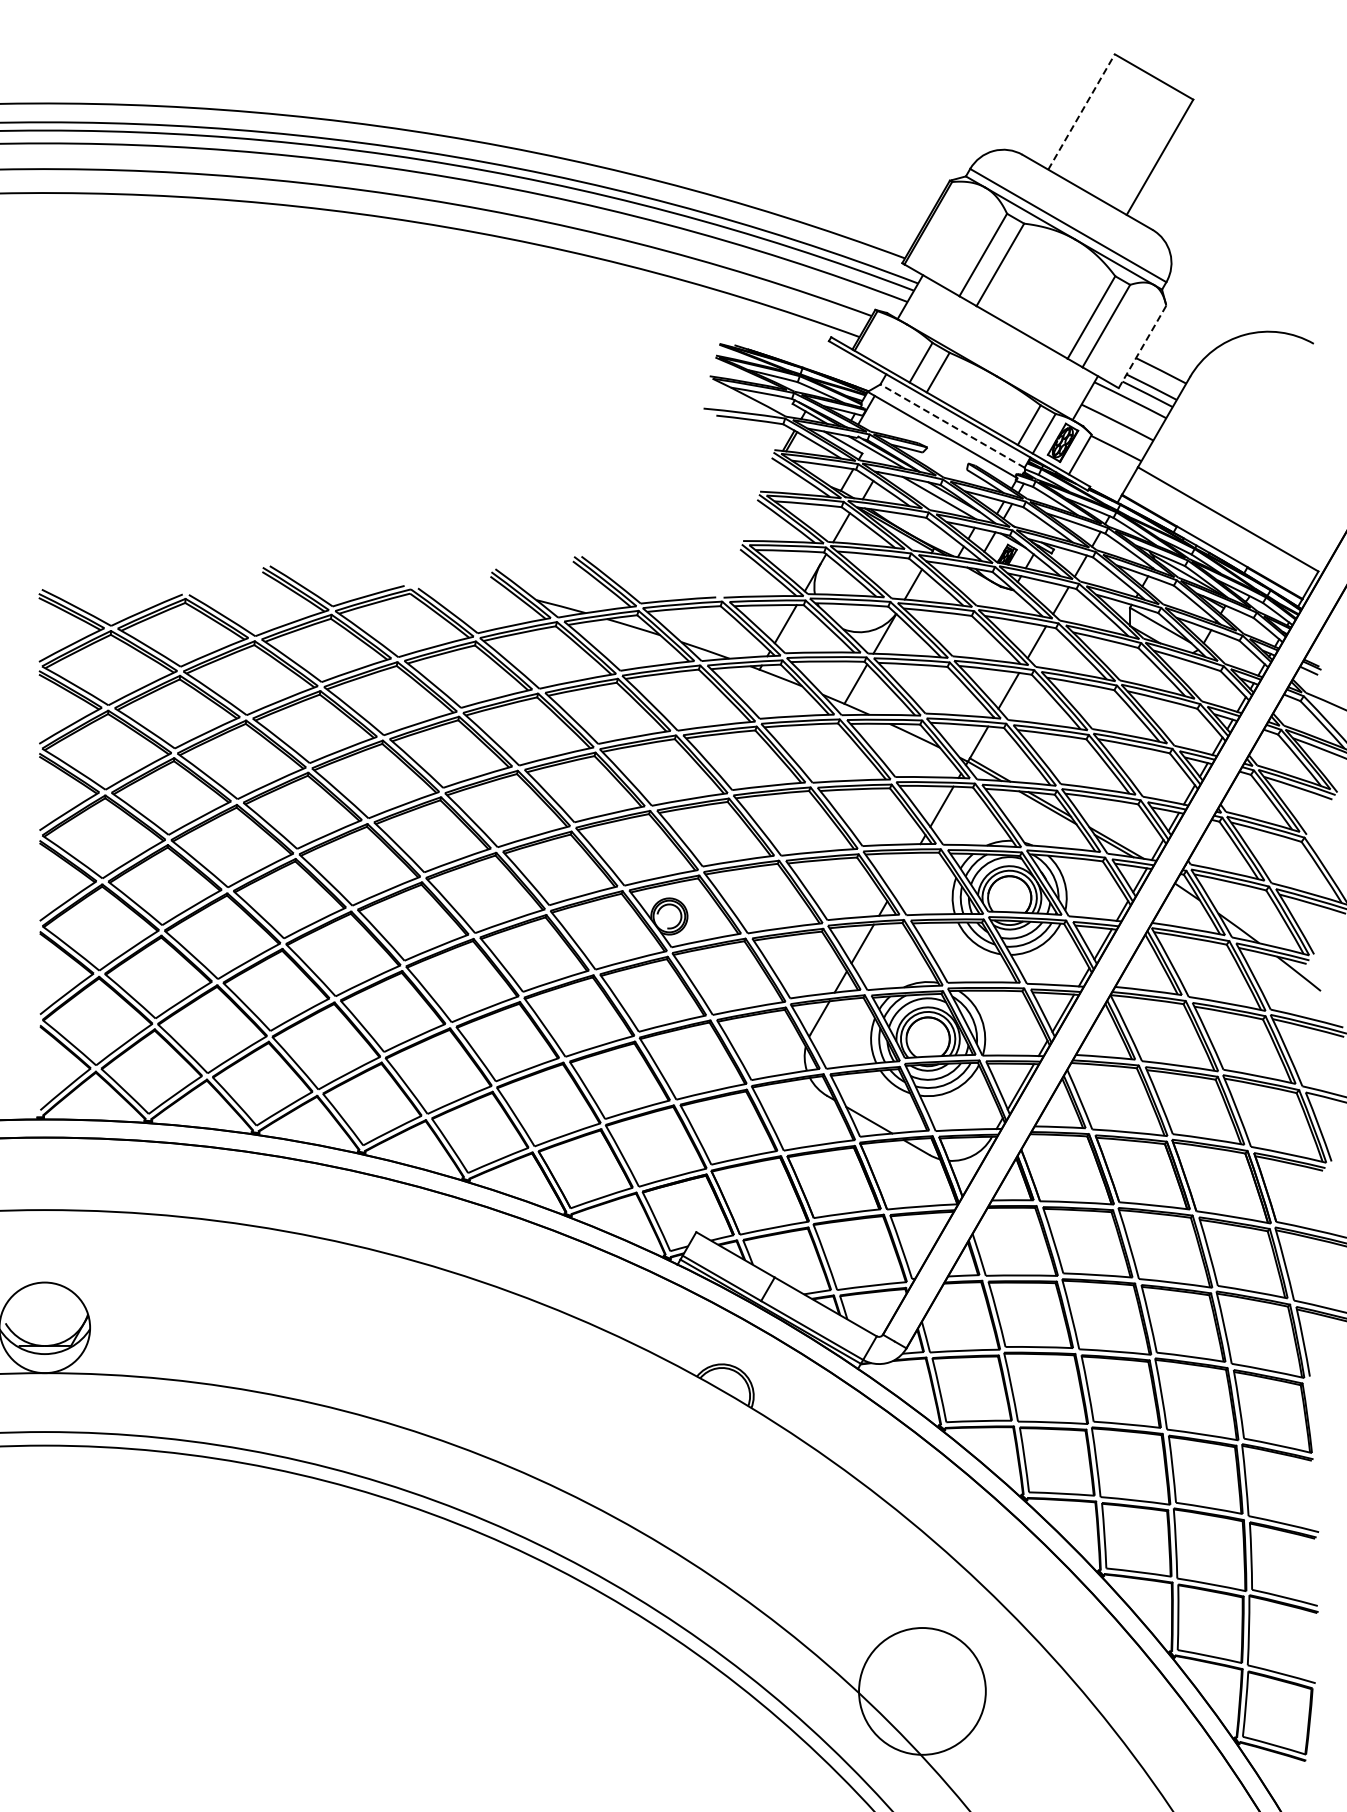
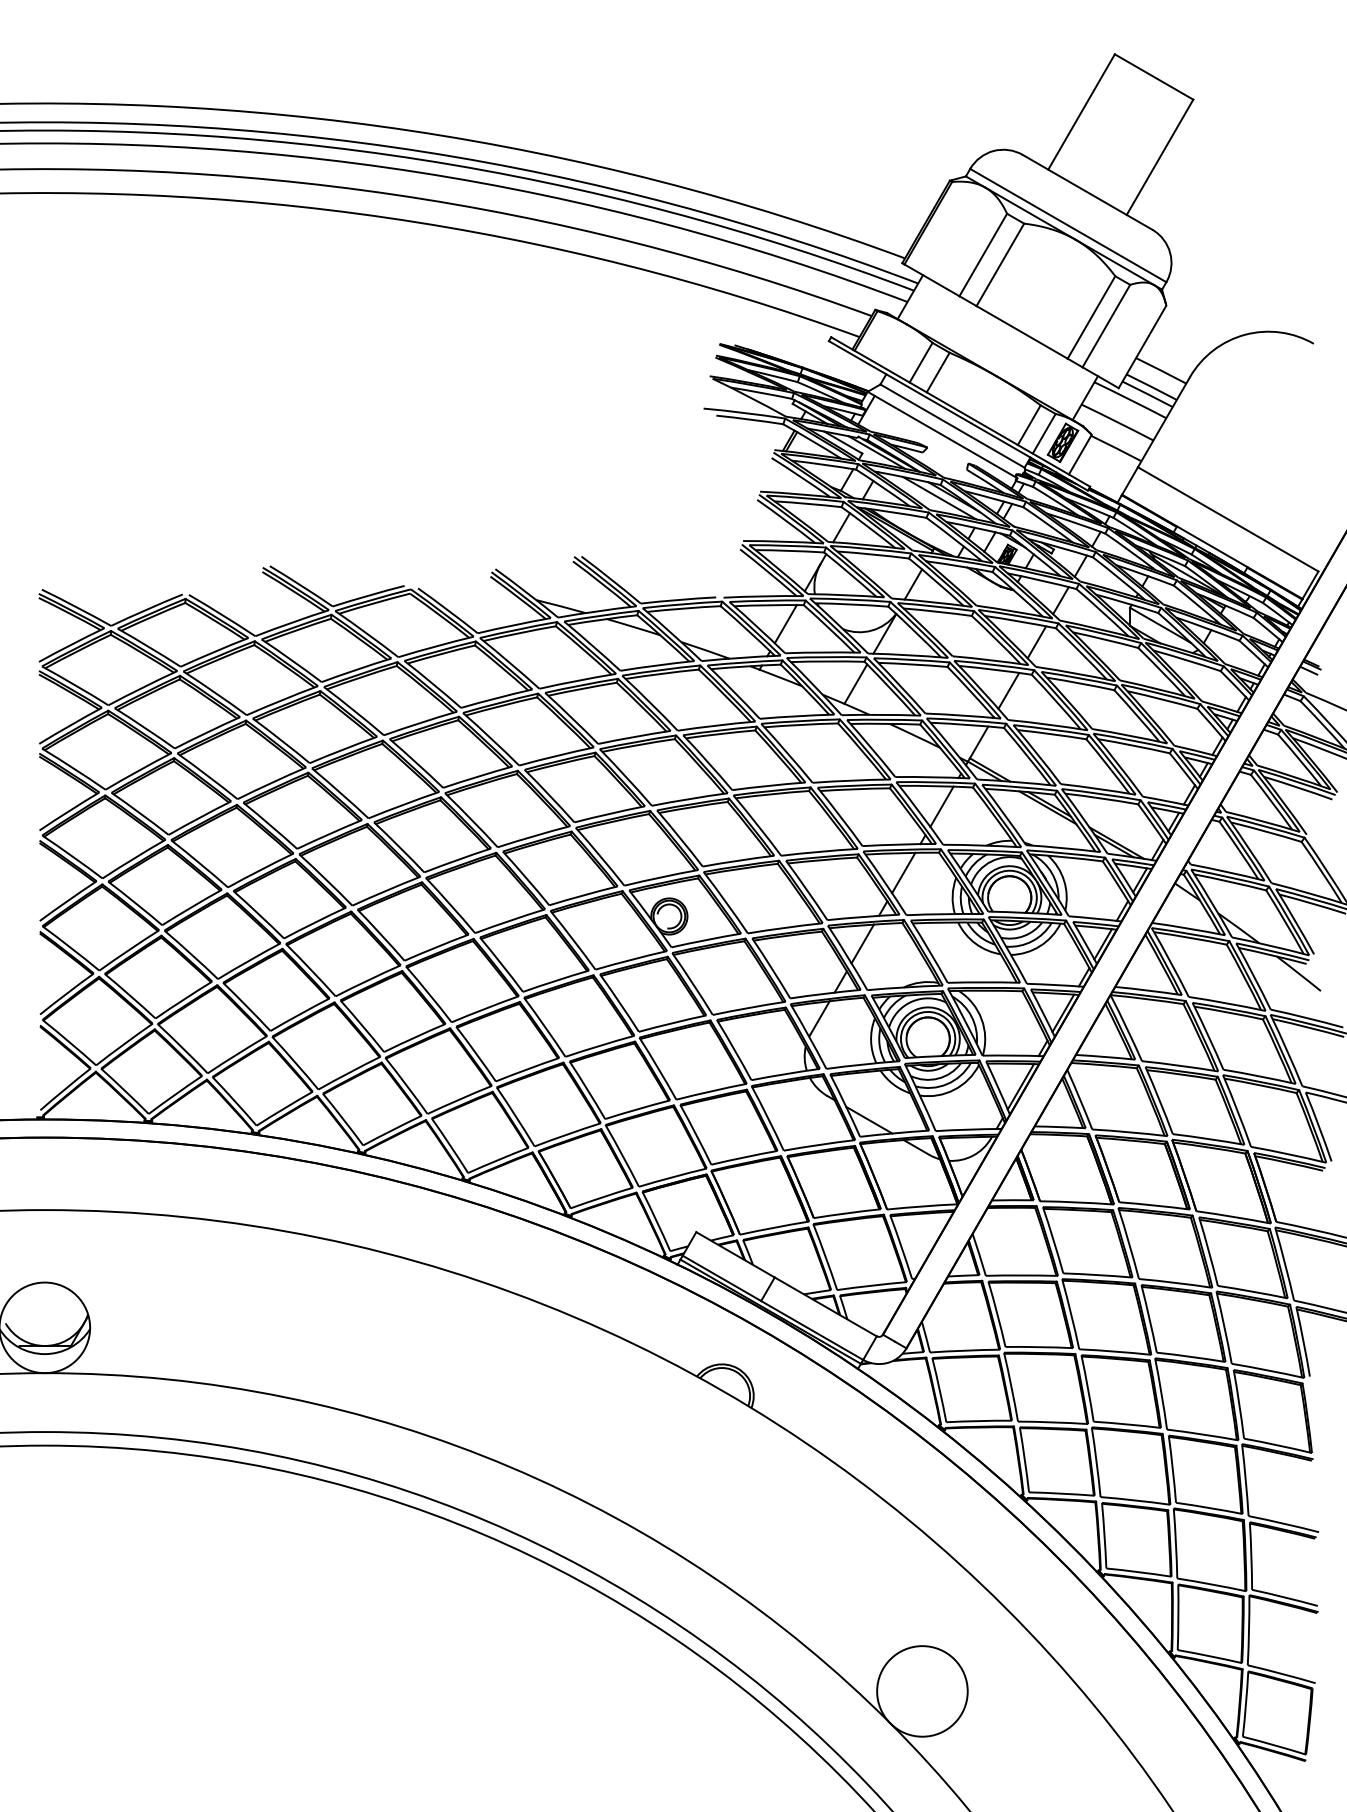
line: dashed -> solid (1081, 112)
line: dashed -> solid (1142, 346)
line: dashed -> solid (952, 425)
line: none -> present (903, 872)
circle diameter: 127 px -> 91 px (922, 1691)
